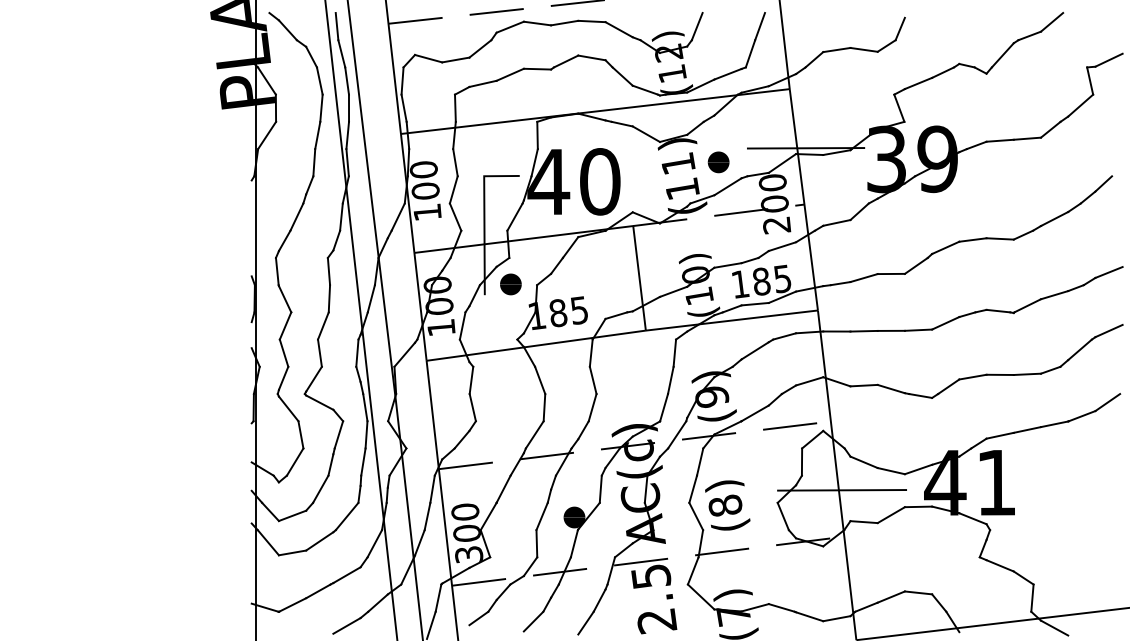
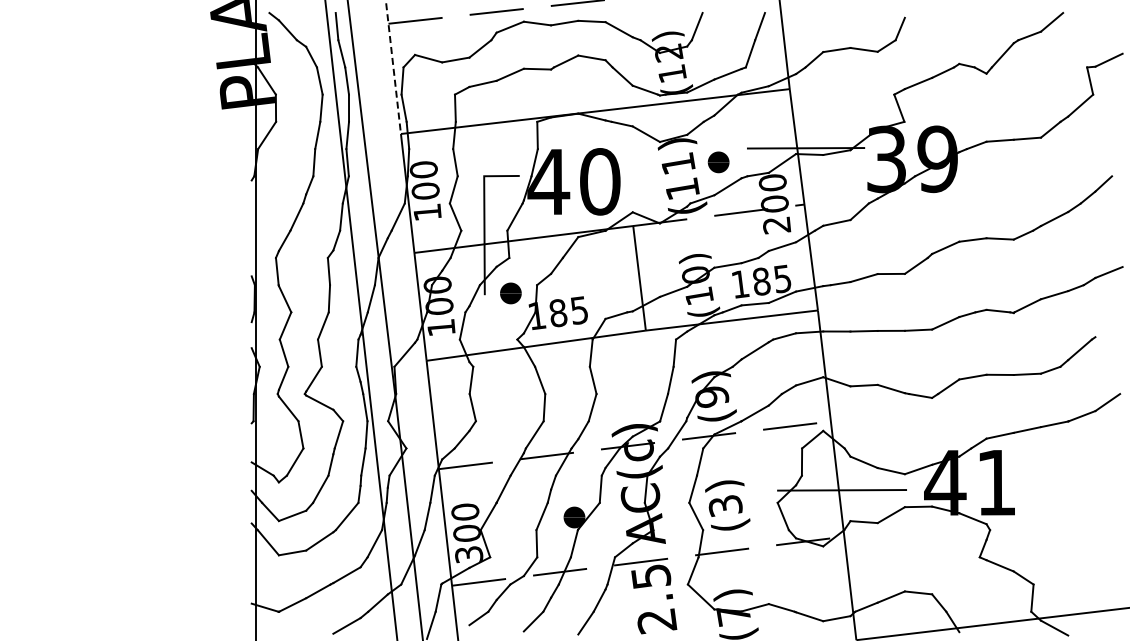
line: solid -> dashed (393, 67)
text position: (510, 284) -> (510, 293) (510, 293)
line: present -> none (1108, 330)
text: (8) -> (3) (725, 505)
